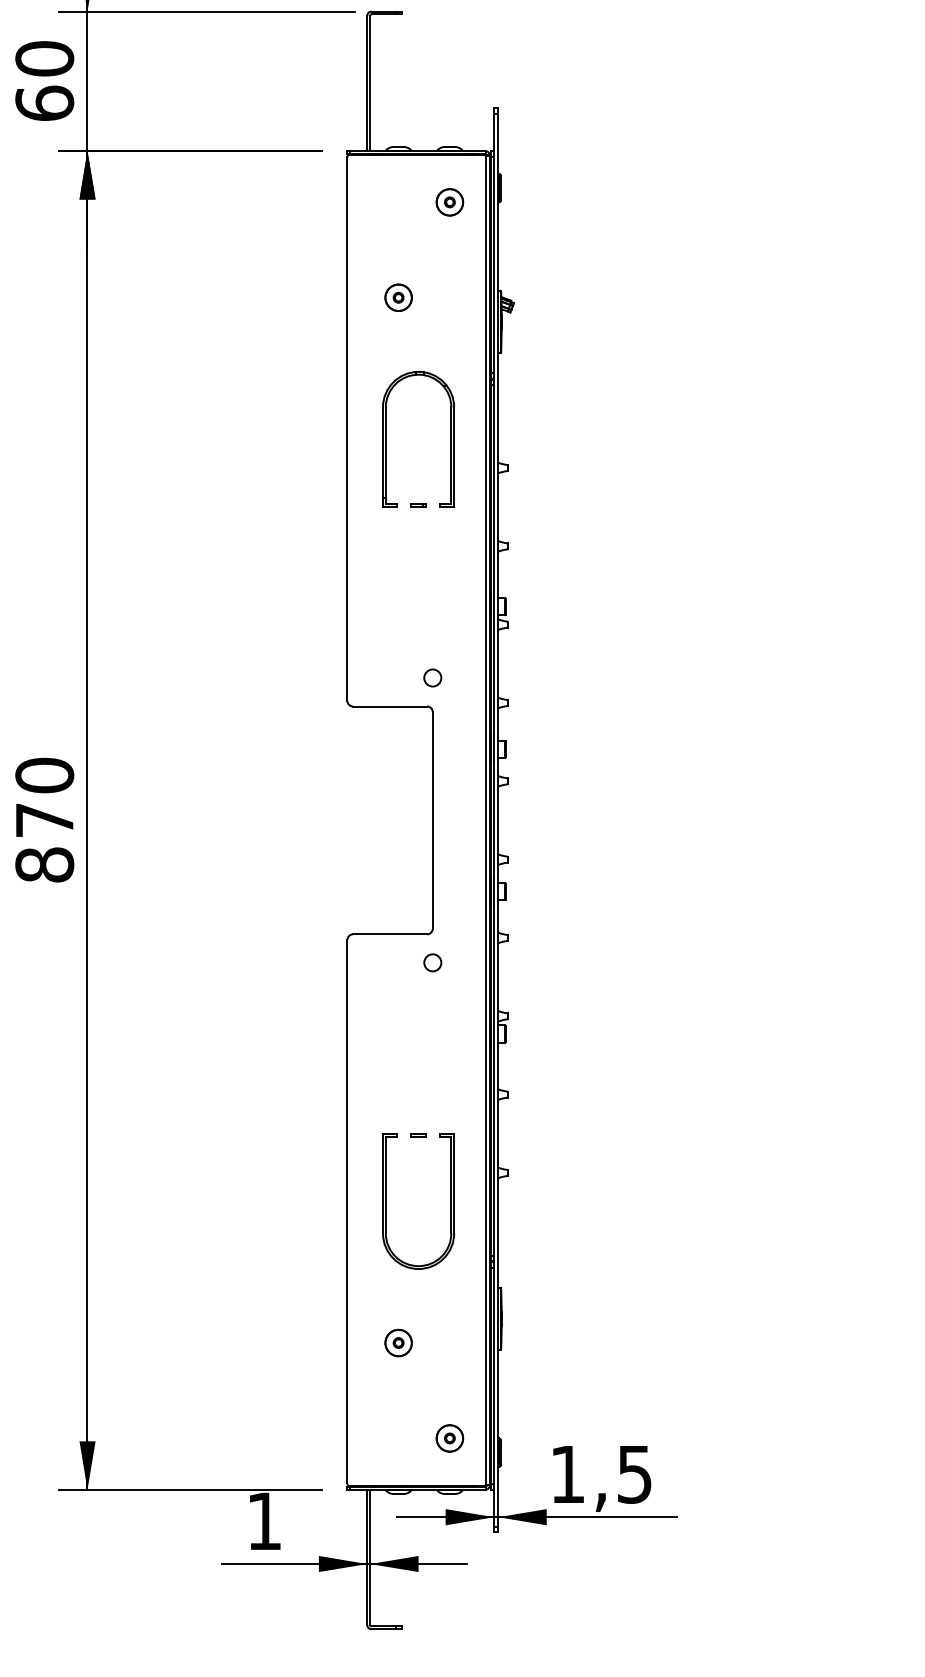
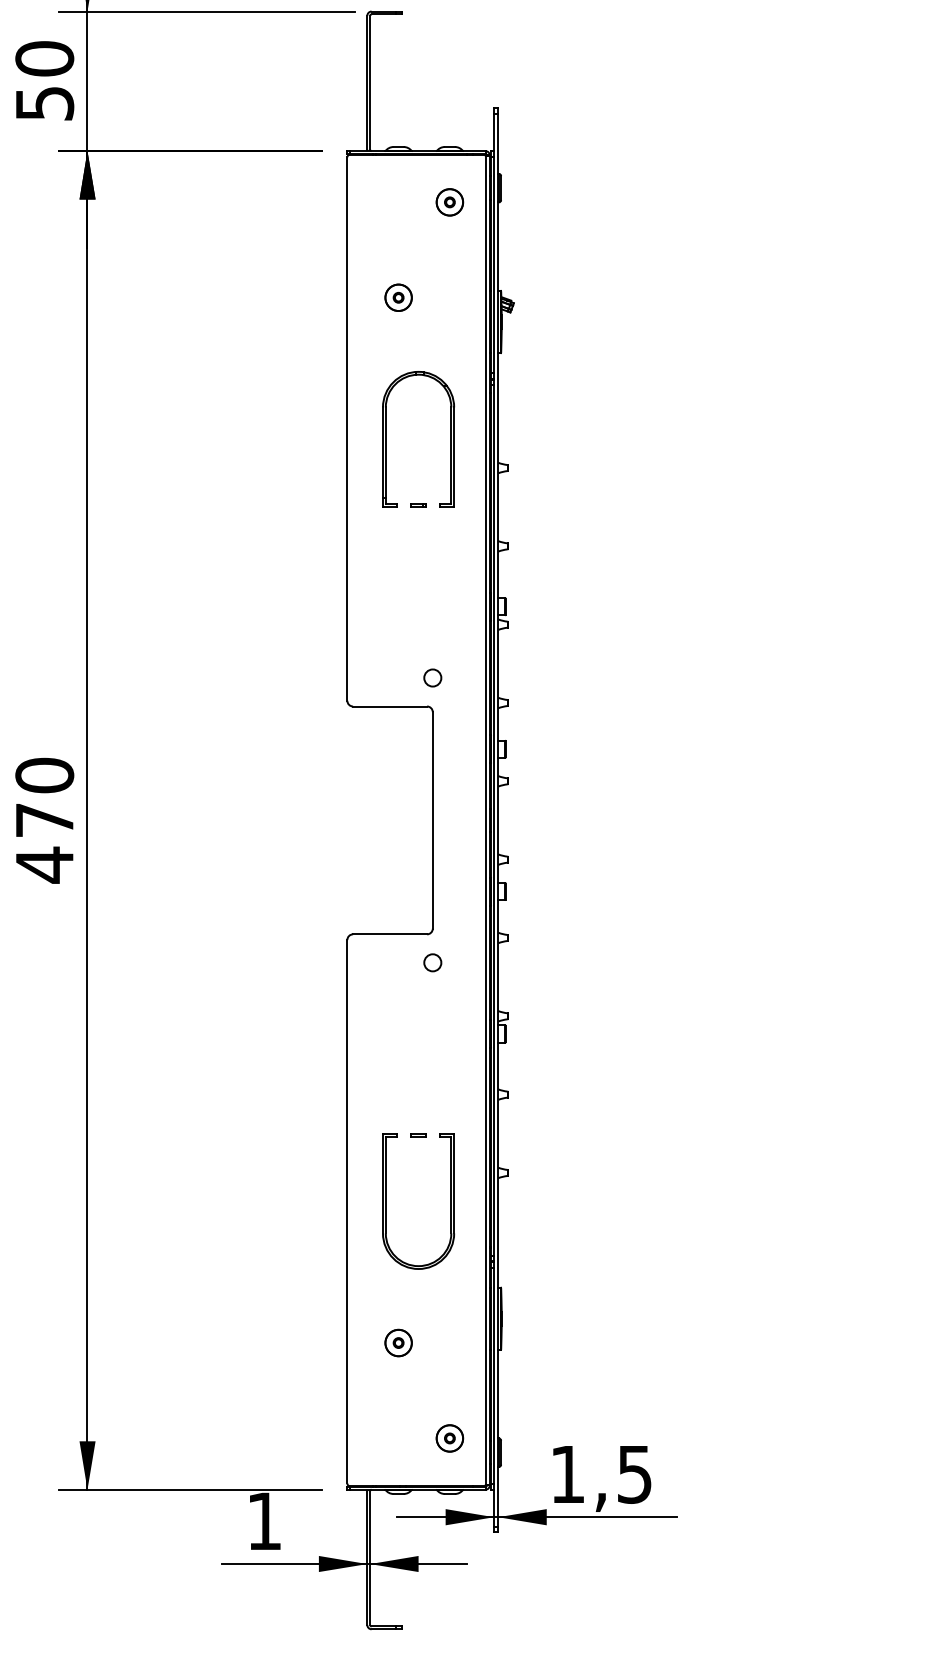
text: 60 -> 50 (44, 102)
text: 870 -> 470 (44, 864)
